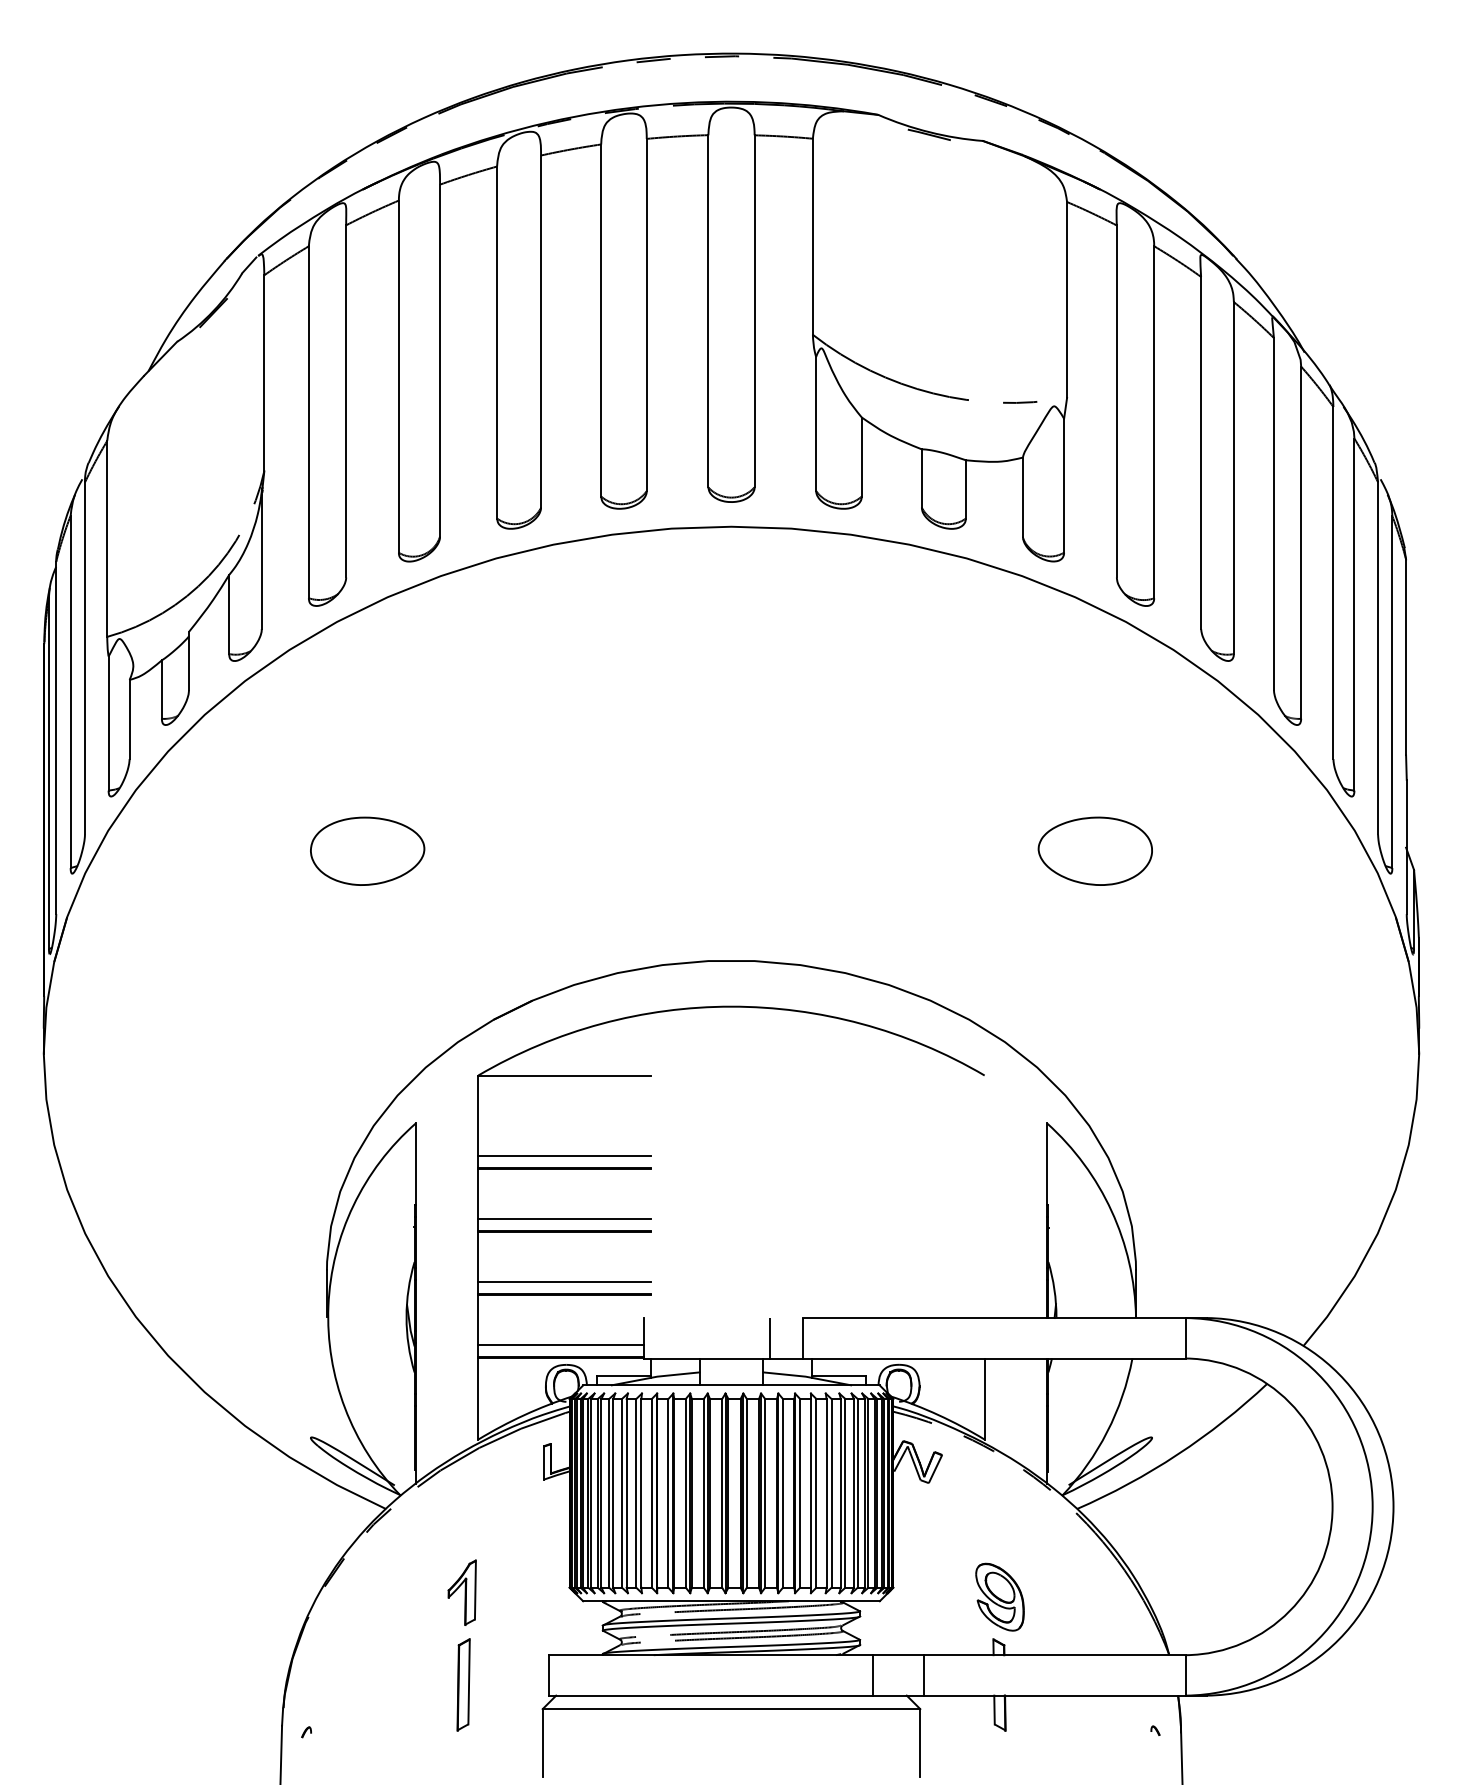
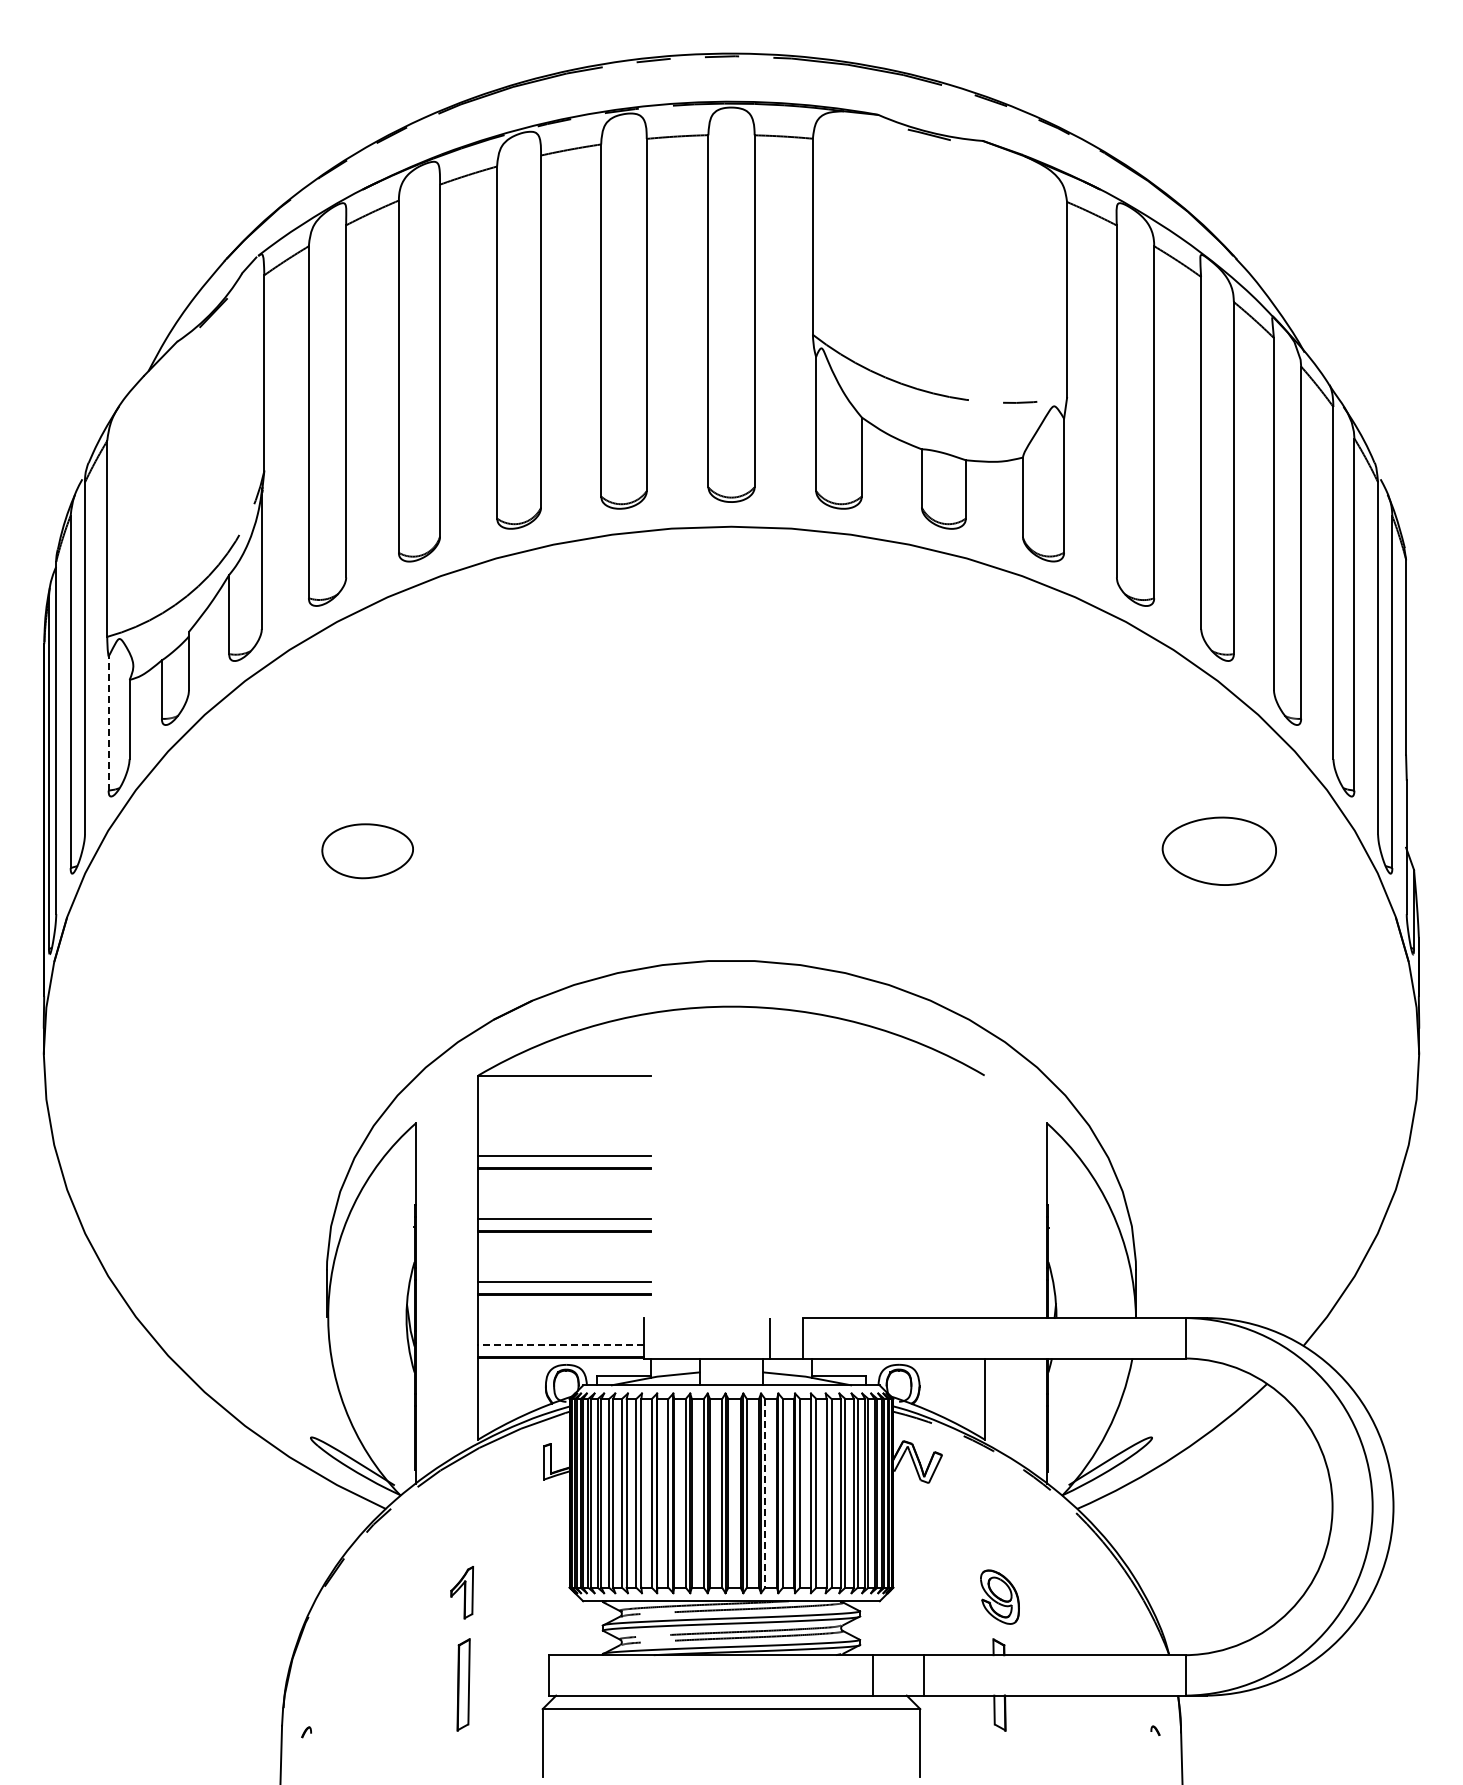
line: solid -> dashed (108, 723)
part size: 116x70 px -> 93x57 px (367, 851)
part position: (1094, 850) -> (1218, 850) (1218, 850)
line: solid -> dashed (561, 1344)
line: solid -> dashed (765, 1493)
part size: 30x67 px -> 24x54 px (461, 1592)
part size: 50x70 px -> 40x56 px (999, 1596)
